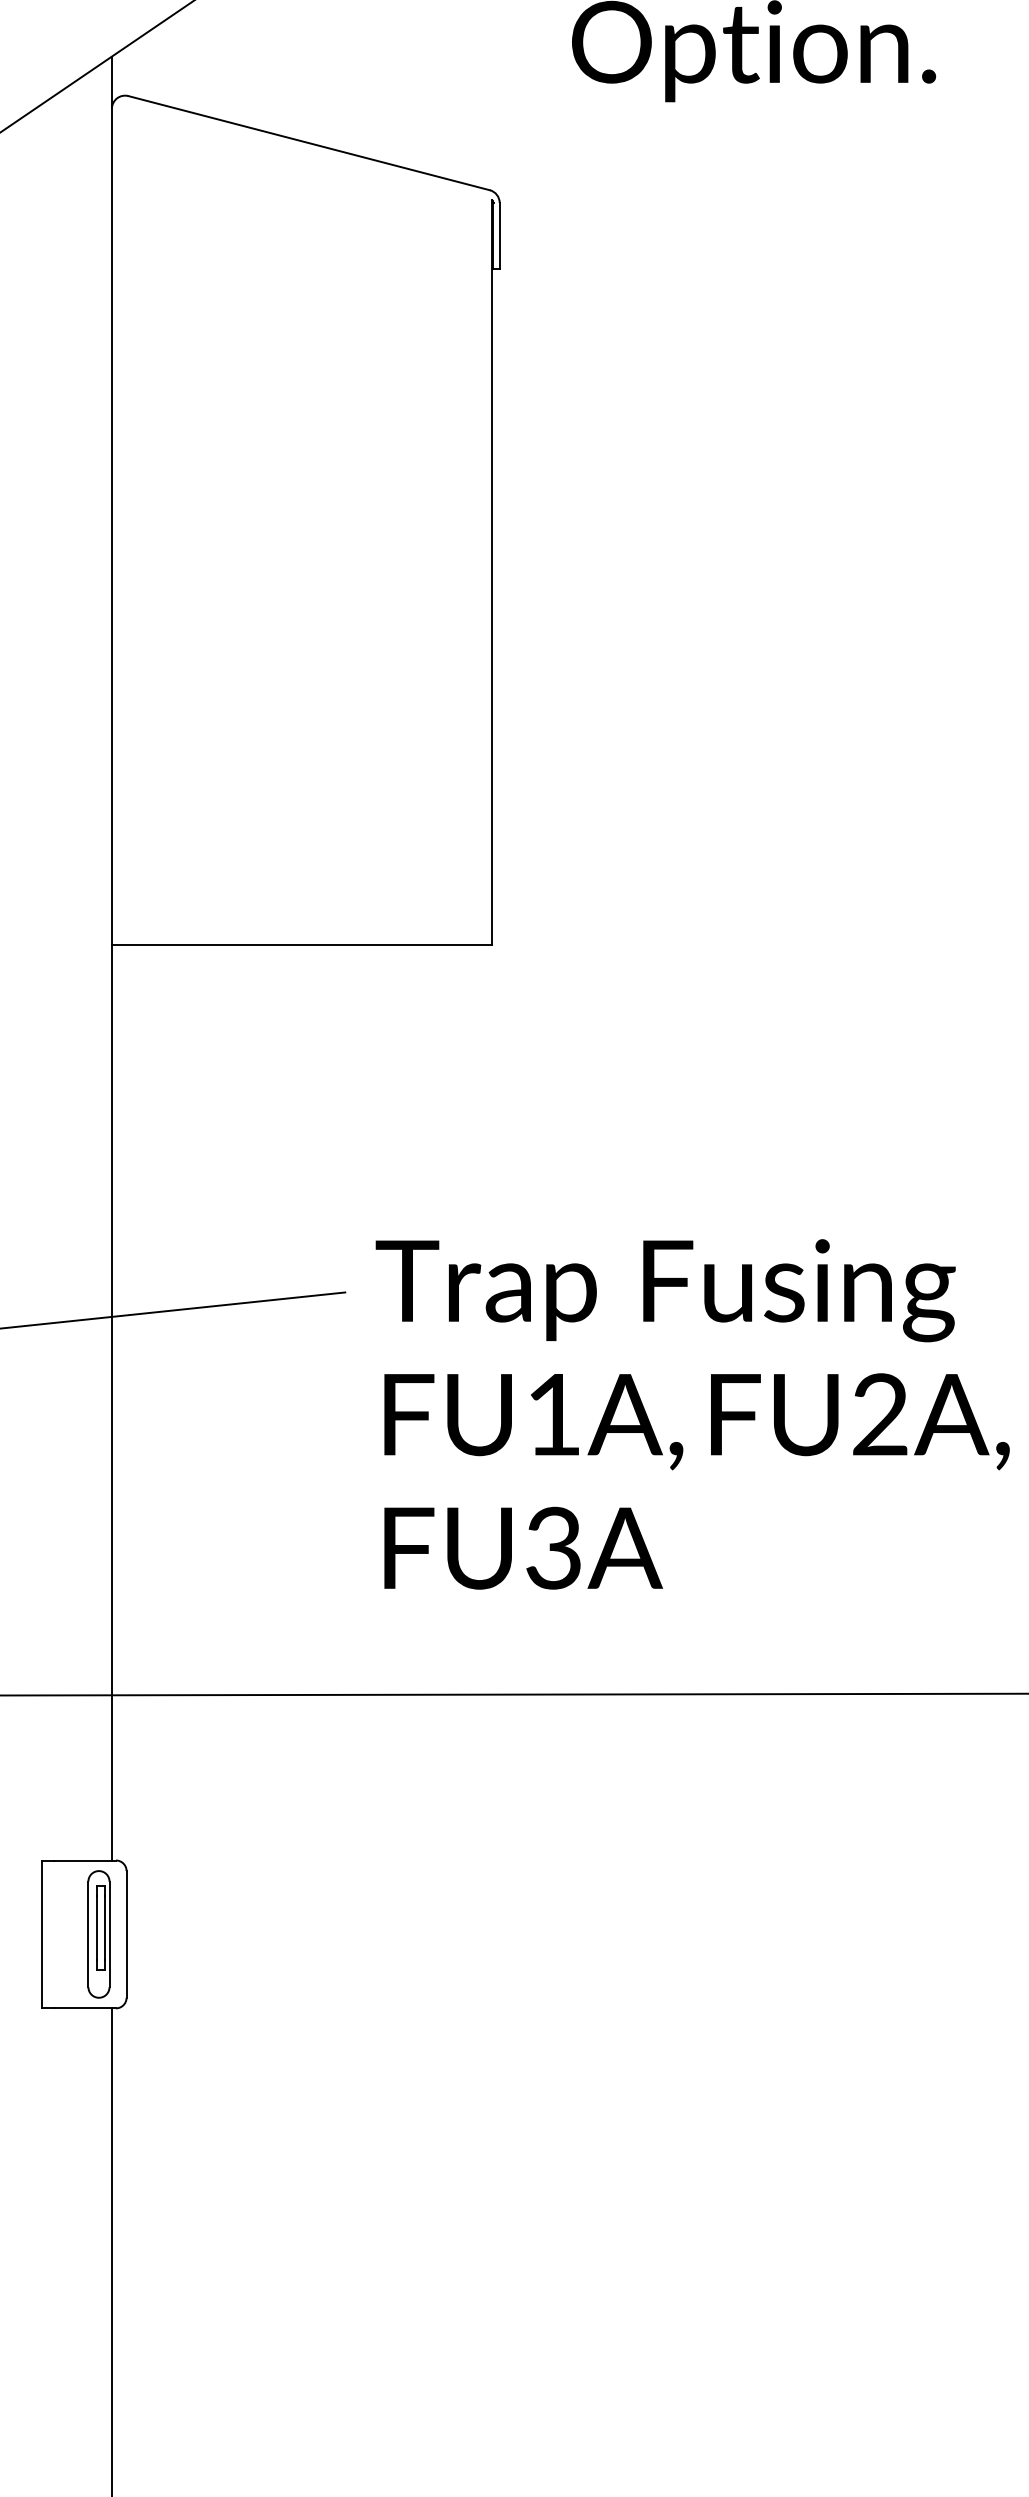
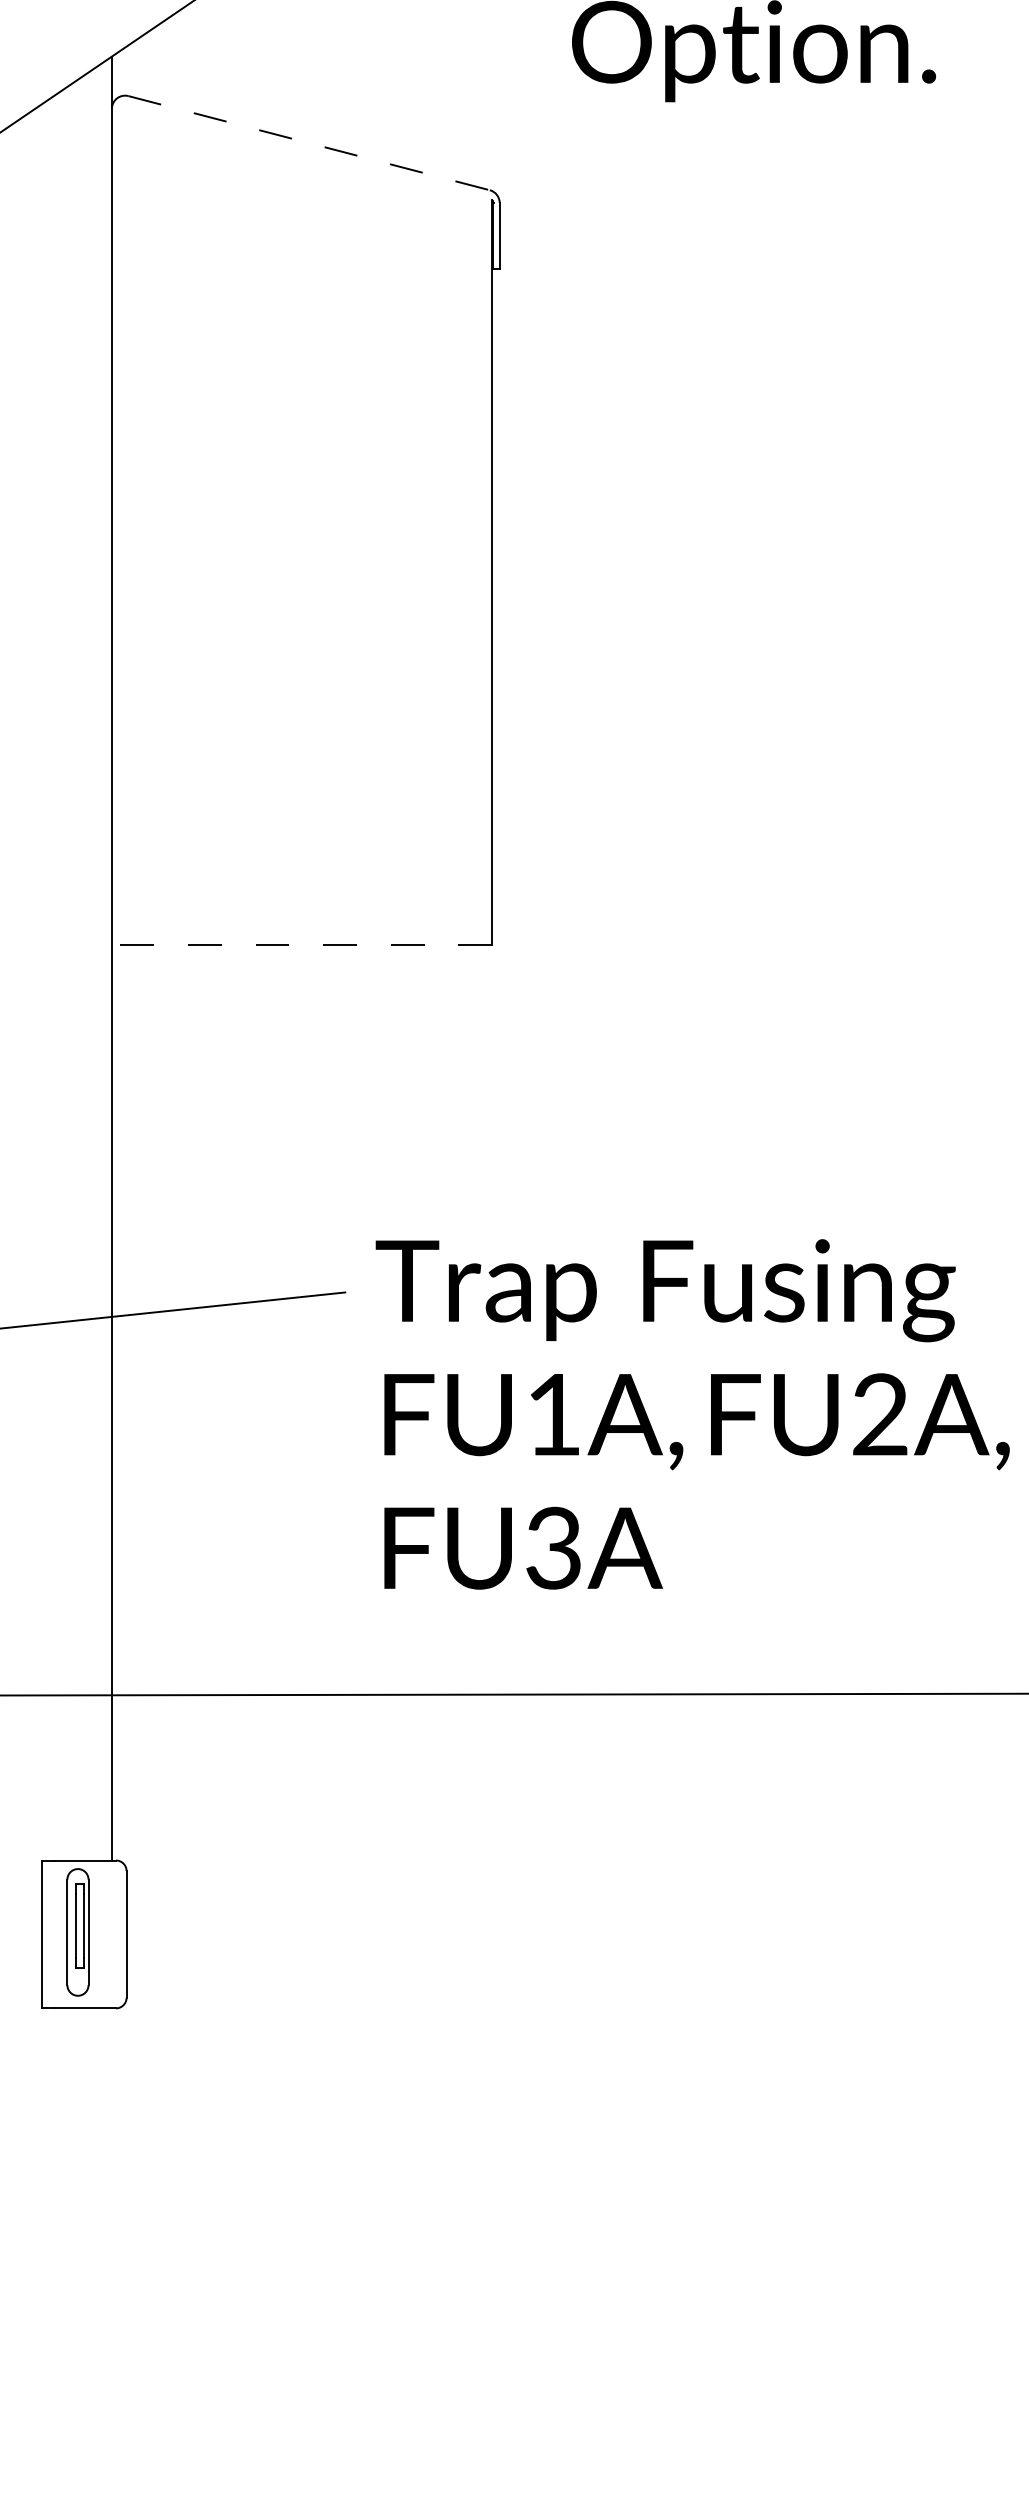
line: solid -> dashed (309, 143)
line: solid -> dashed (301, 944)
part position: (98, 1934) -> (77, 1932) (77, 1932)
line: present -> none (111, 2250)
